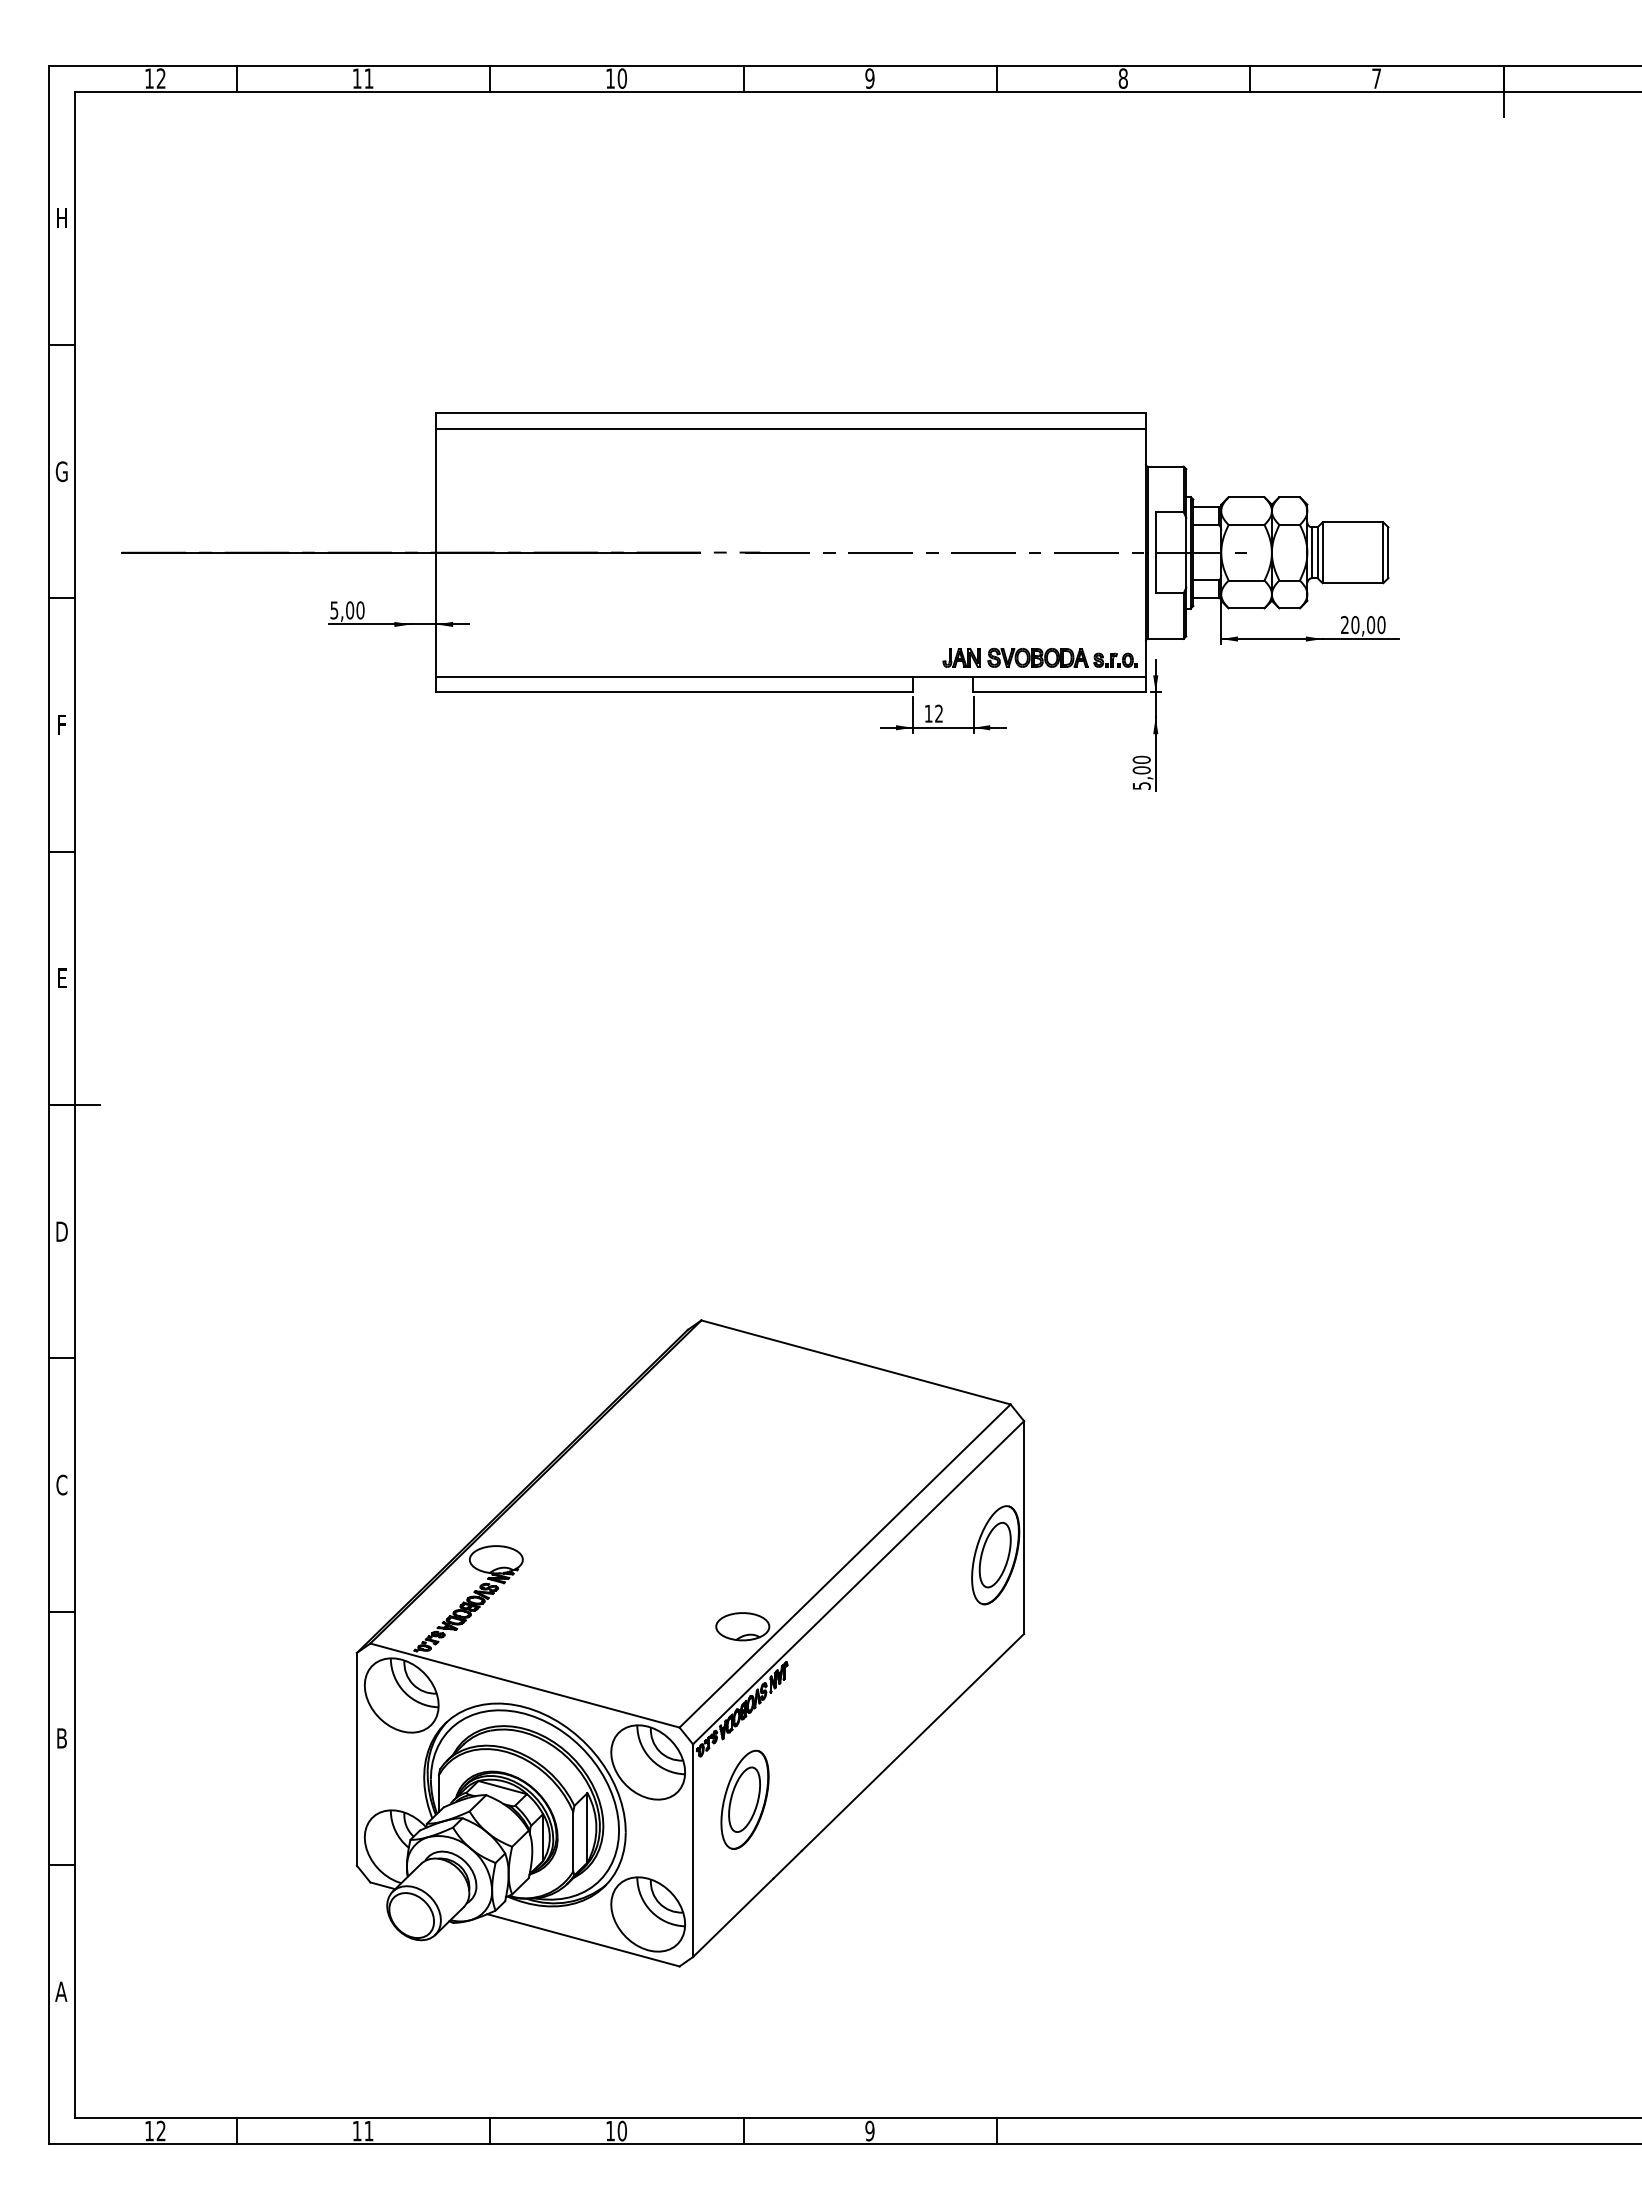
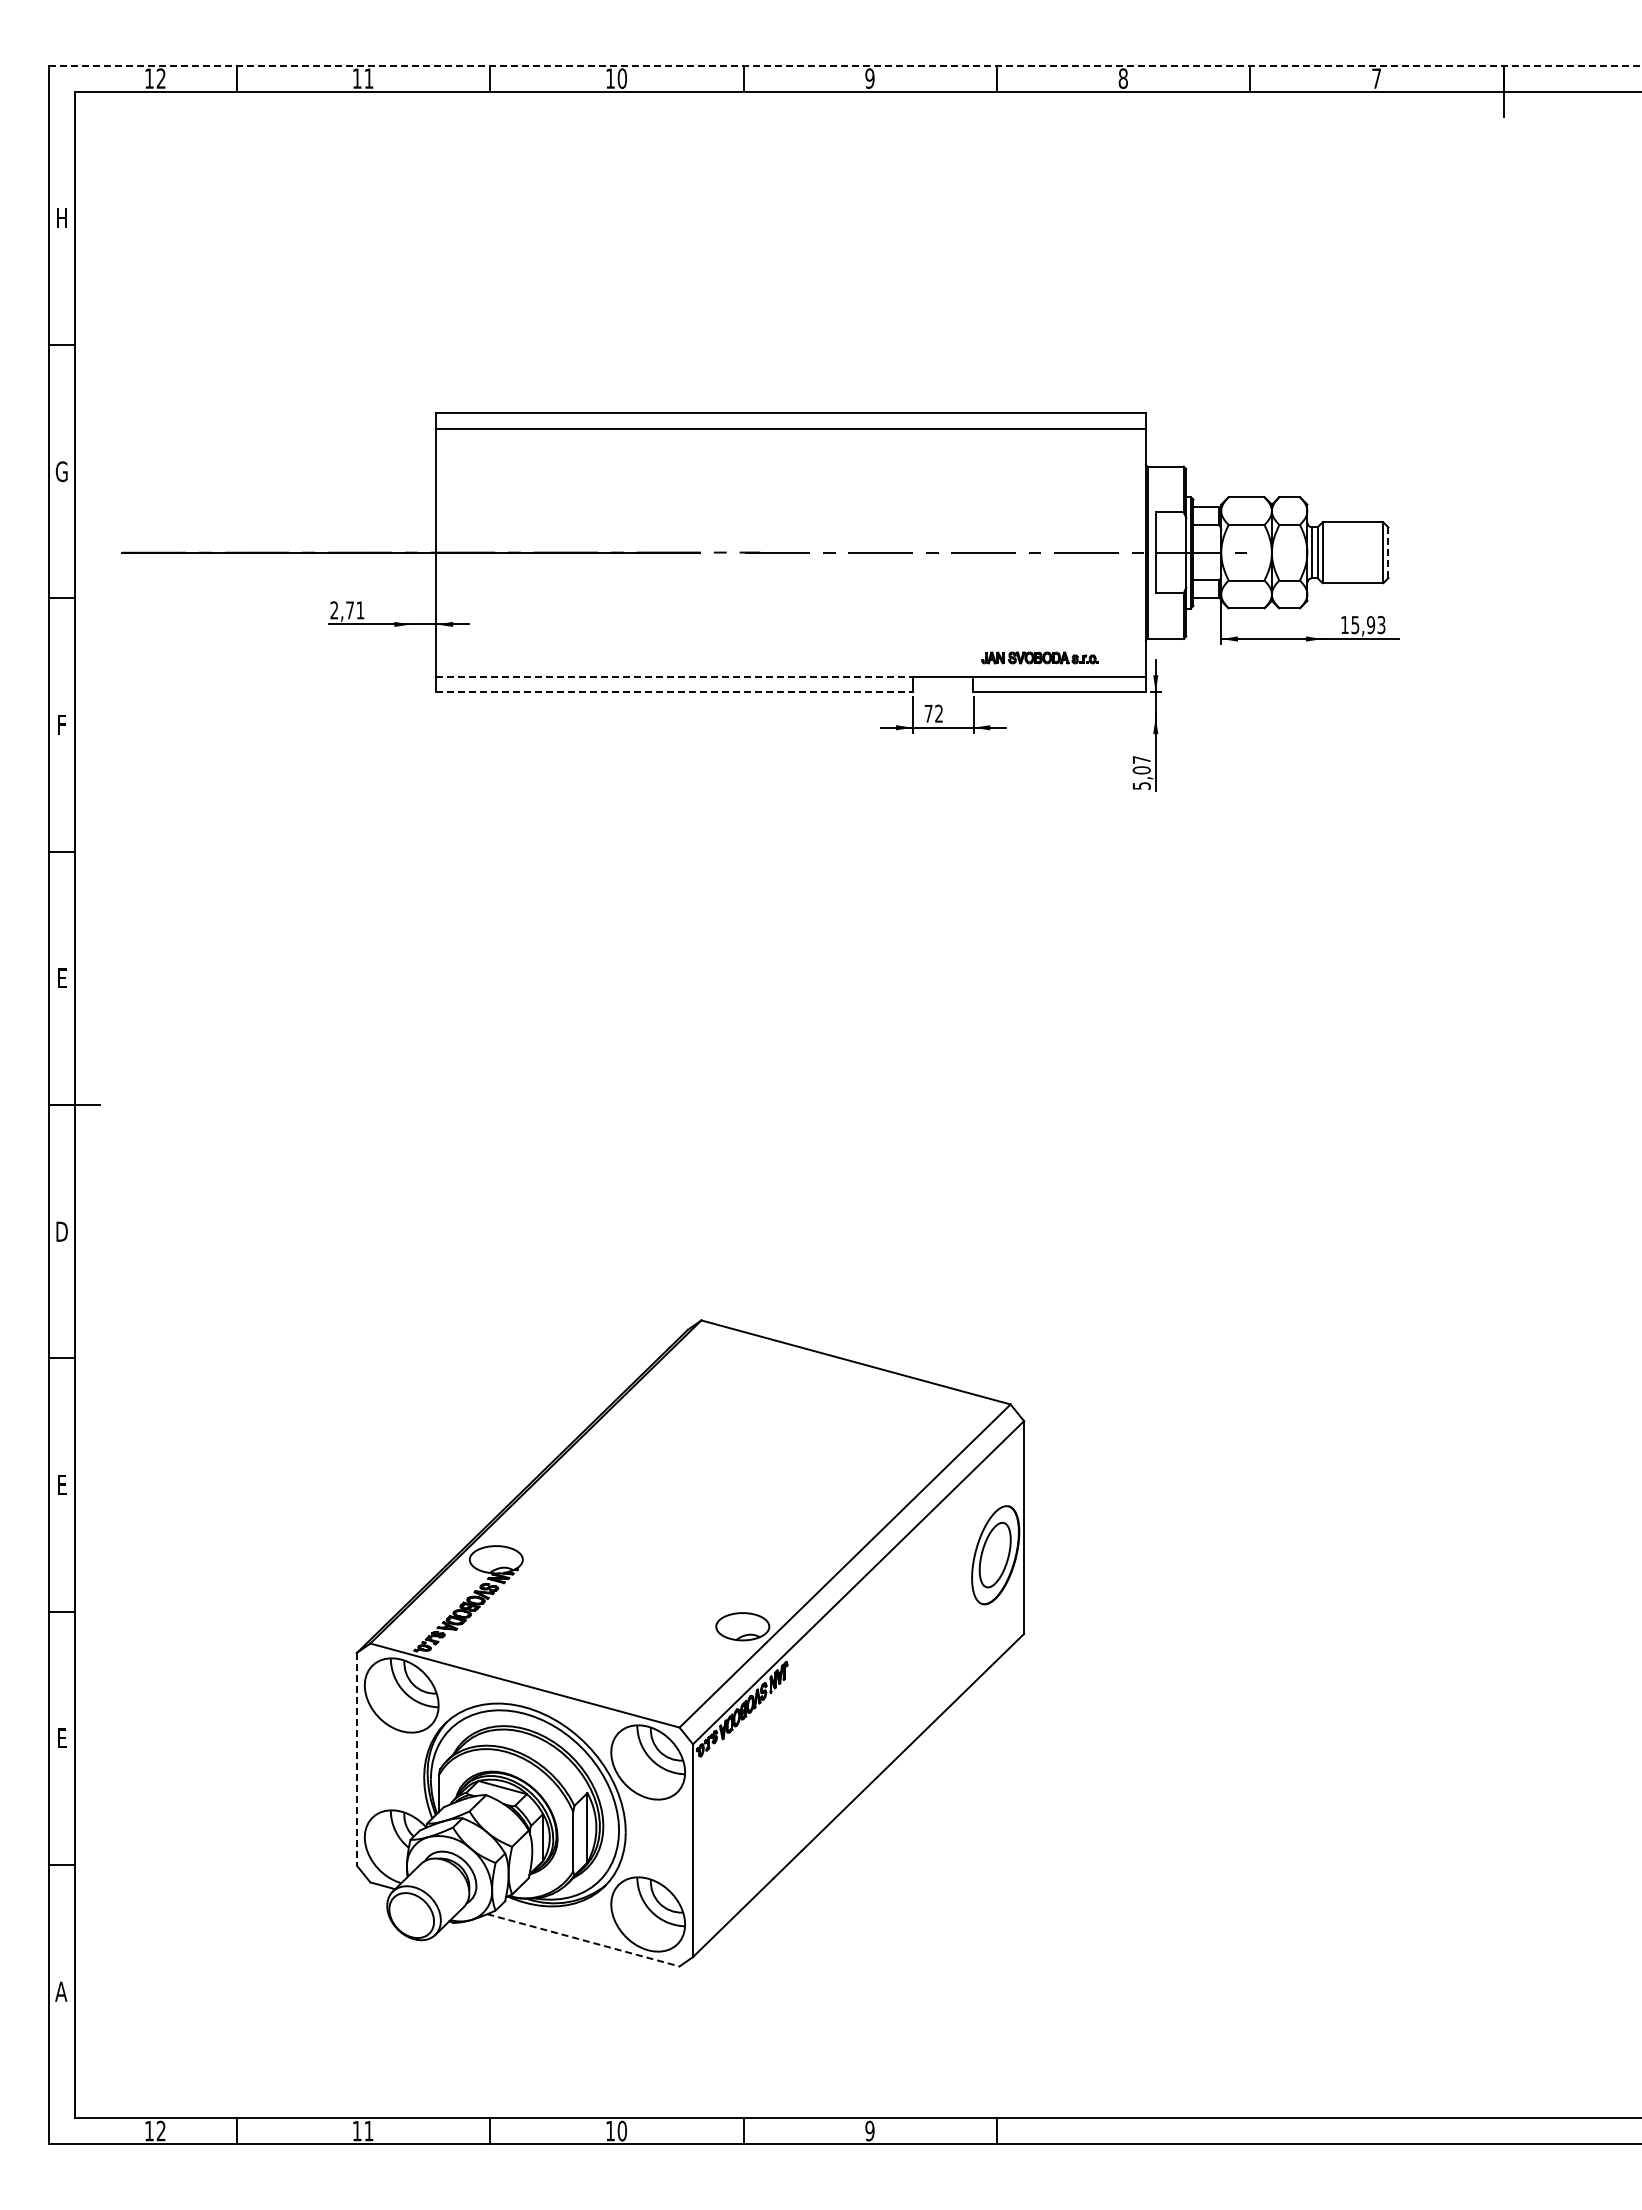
line: solid -> dashed (845, 66)
line: solid -> dashed (1388, 553)
text: 5,00 -> 2,71 (347, 610)
text: 20,00 -> 15,93 (1363, 624)
part size: 196x20 px -> 118x14 px (1039, 657)
line: solid -> dashed (675, 676)
line: solid -> dashed (675, 692)
text: 12 -> 72 (928, 713)
text: 5,00 -> 5,07 (1141, 759)
text: C -> E (61, 1484)
text: B -> E (61, 1738)
line: solid -> dashed (356, 1759)
part: present -> none (744, 1799)
line: solid -> dashed (583, 1940)
